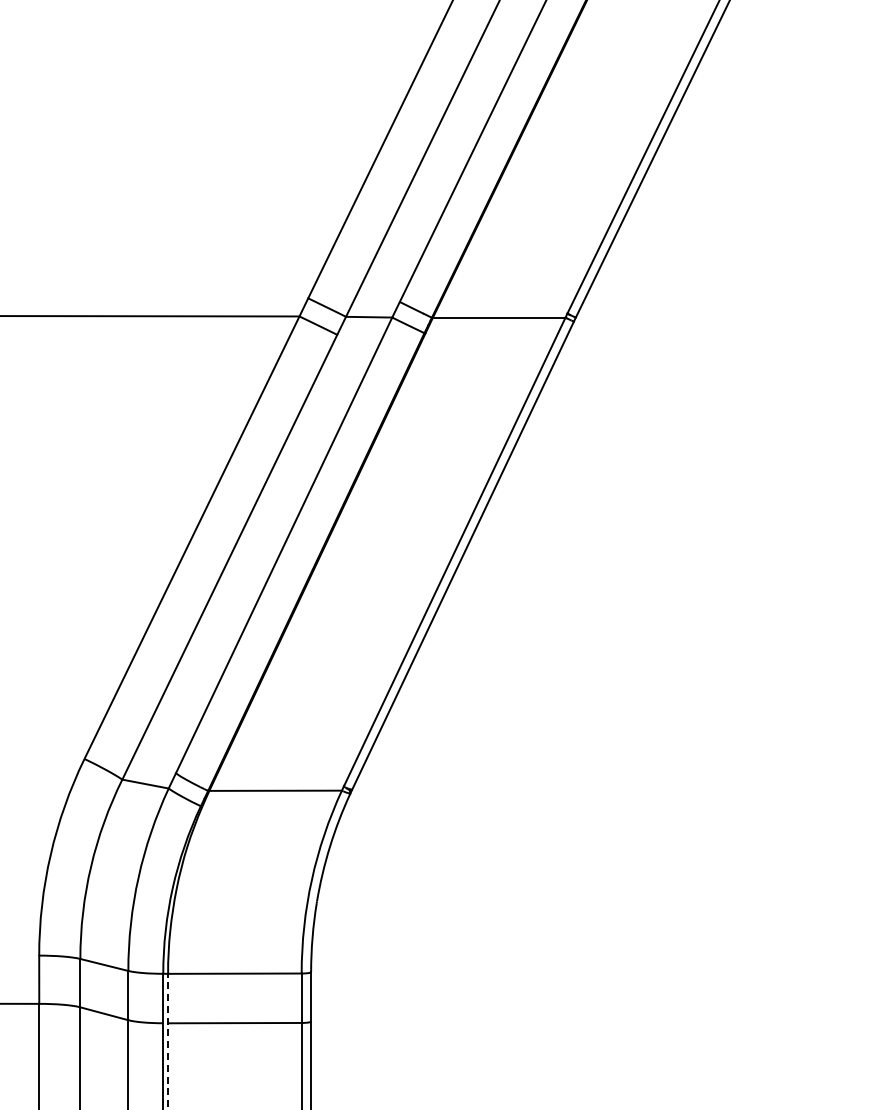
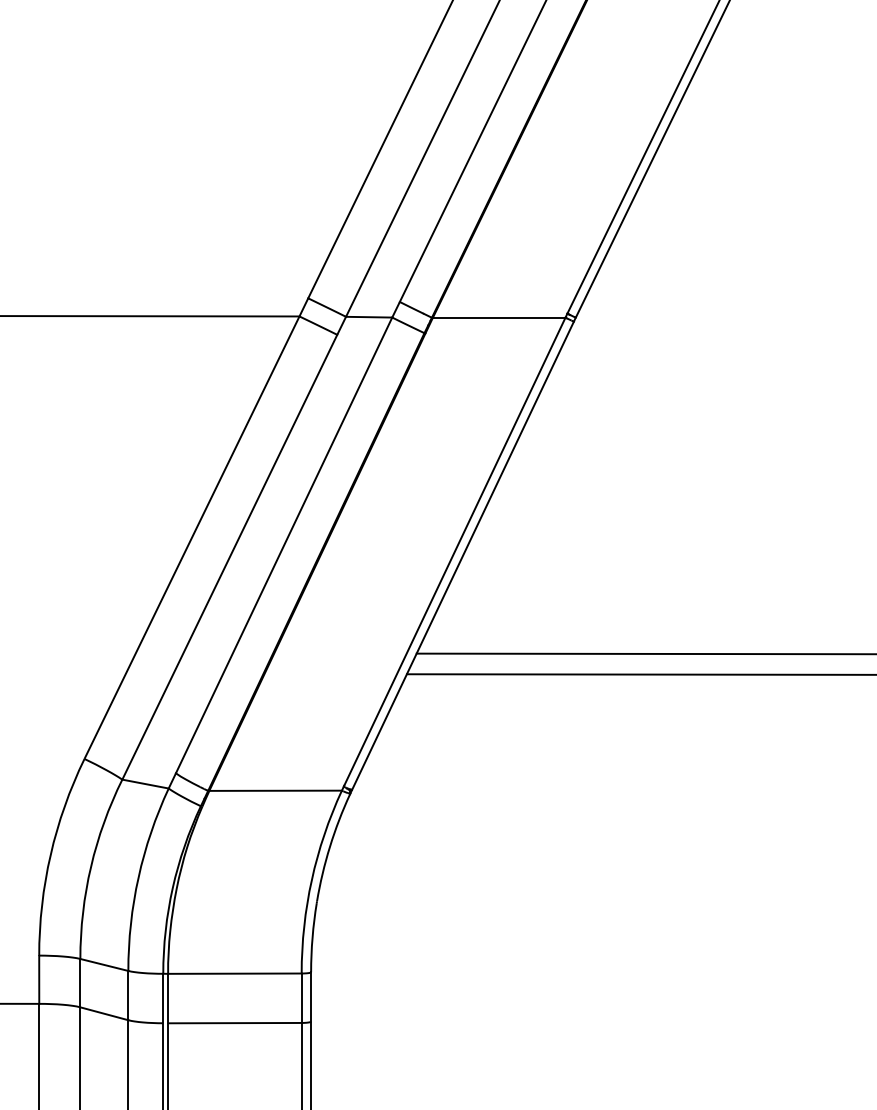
line: none -> present (644, 653)
line: none -> present (639, 674)
line: dashed -> solid (168, 1041)
